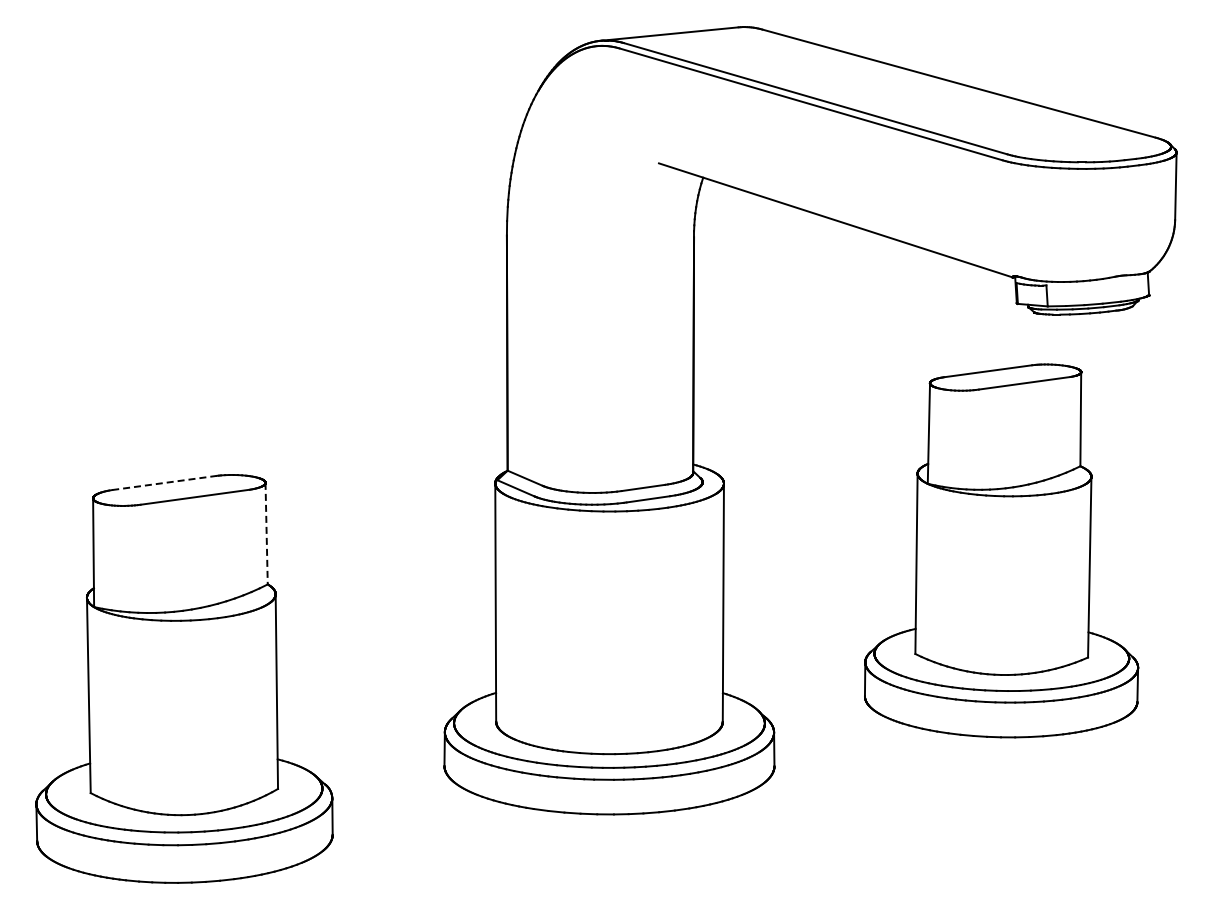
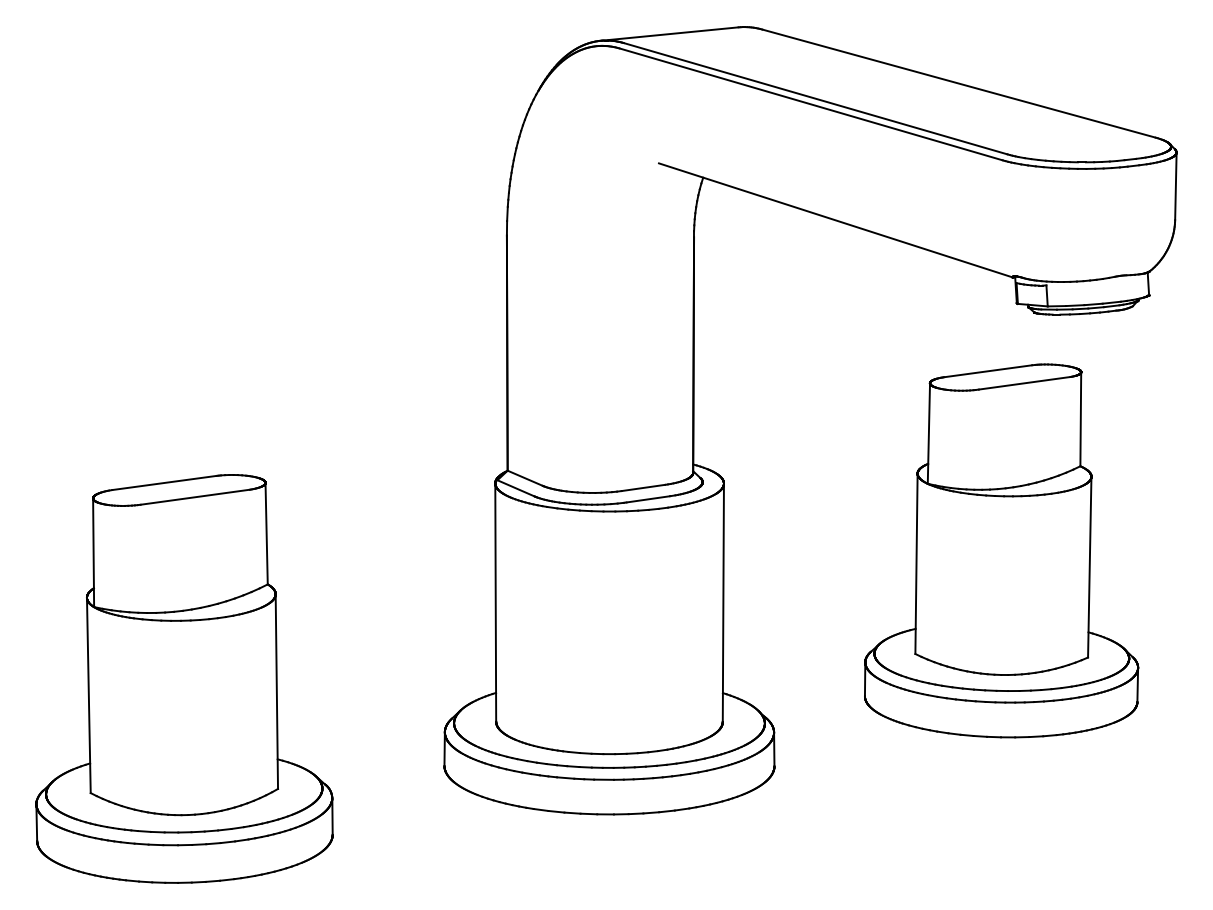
line: dashed -> solid (164, 482)
line: dashed -> solid (266, 533)
